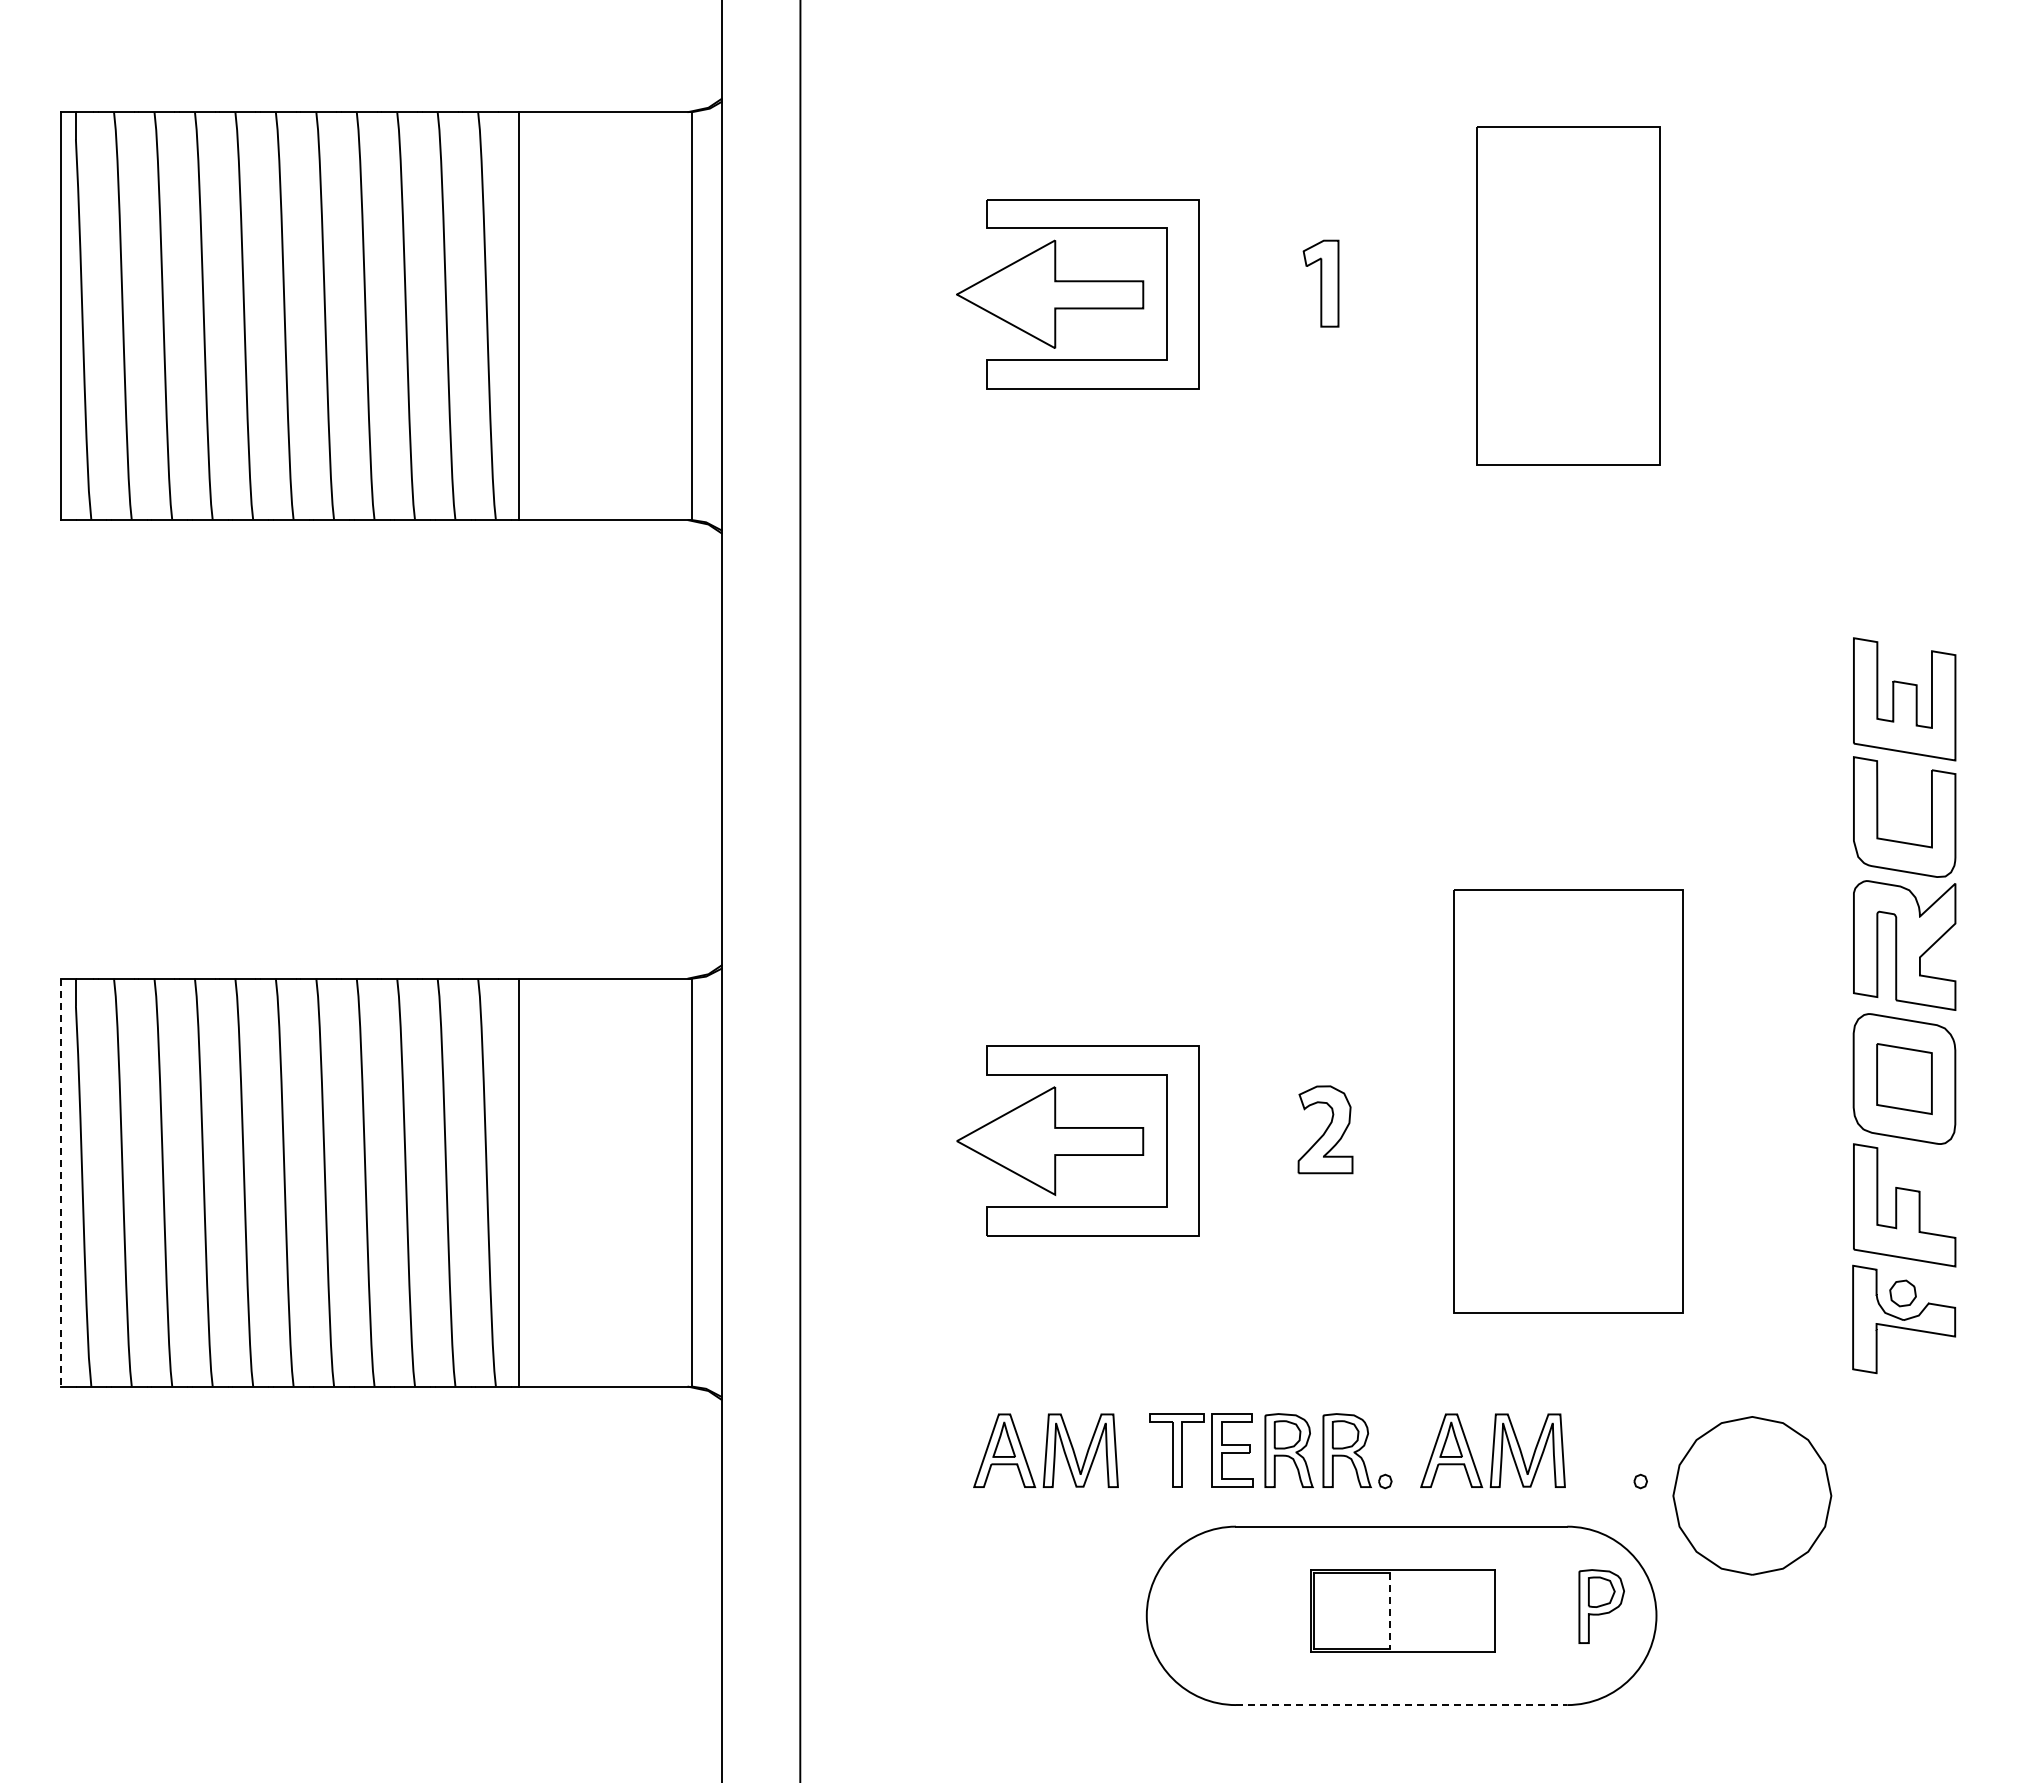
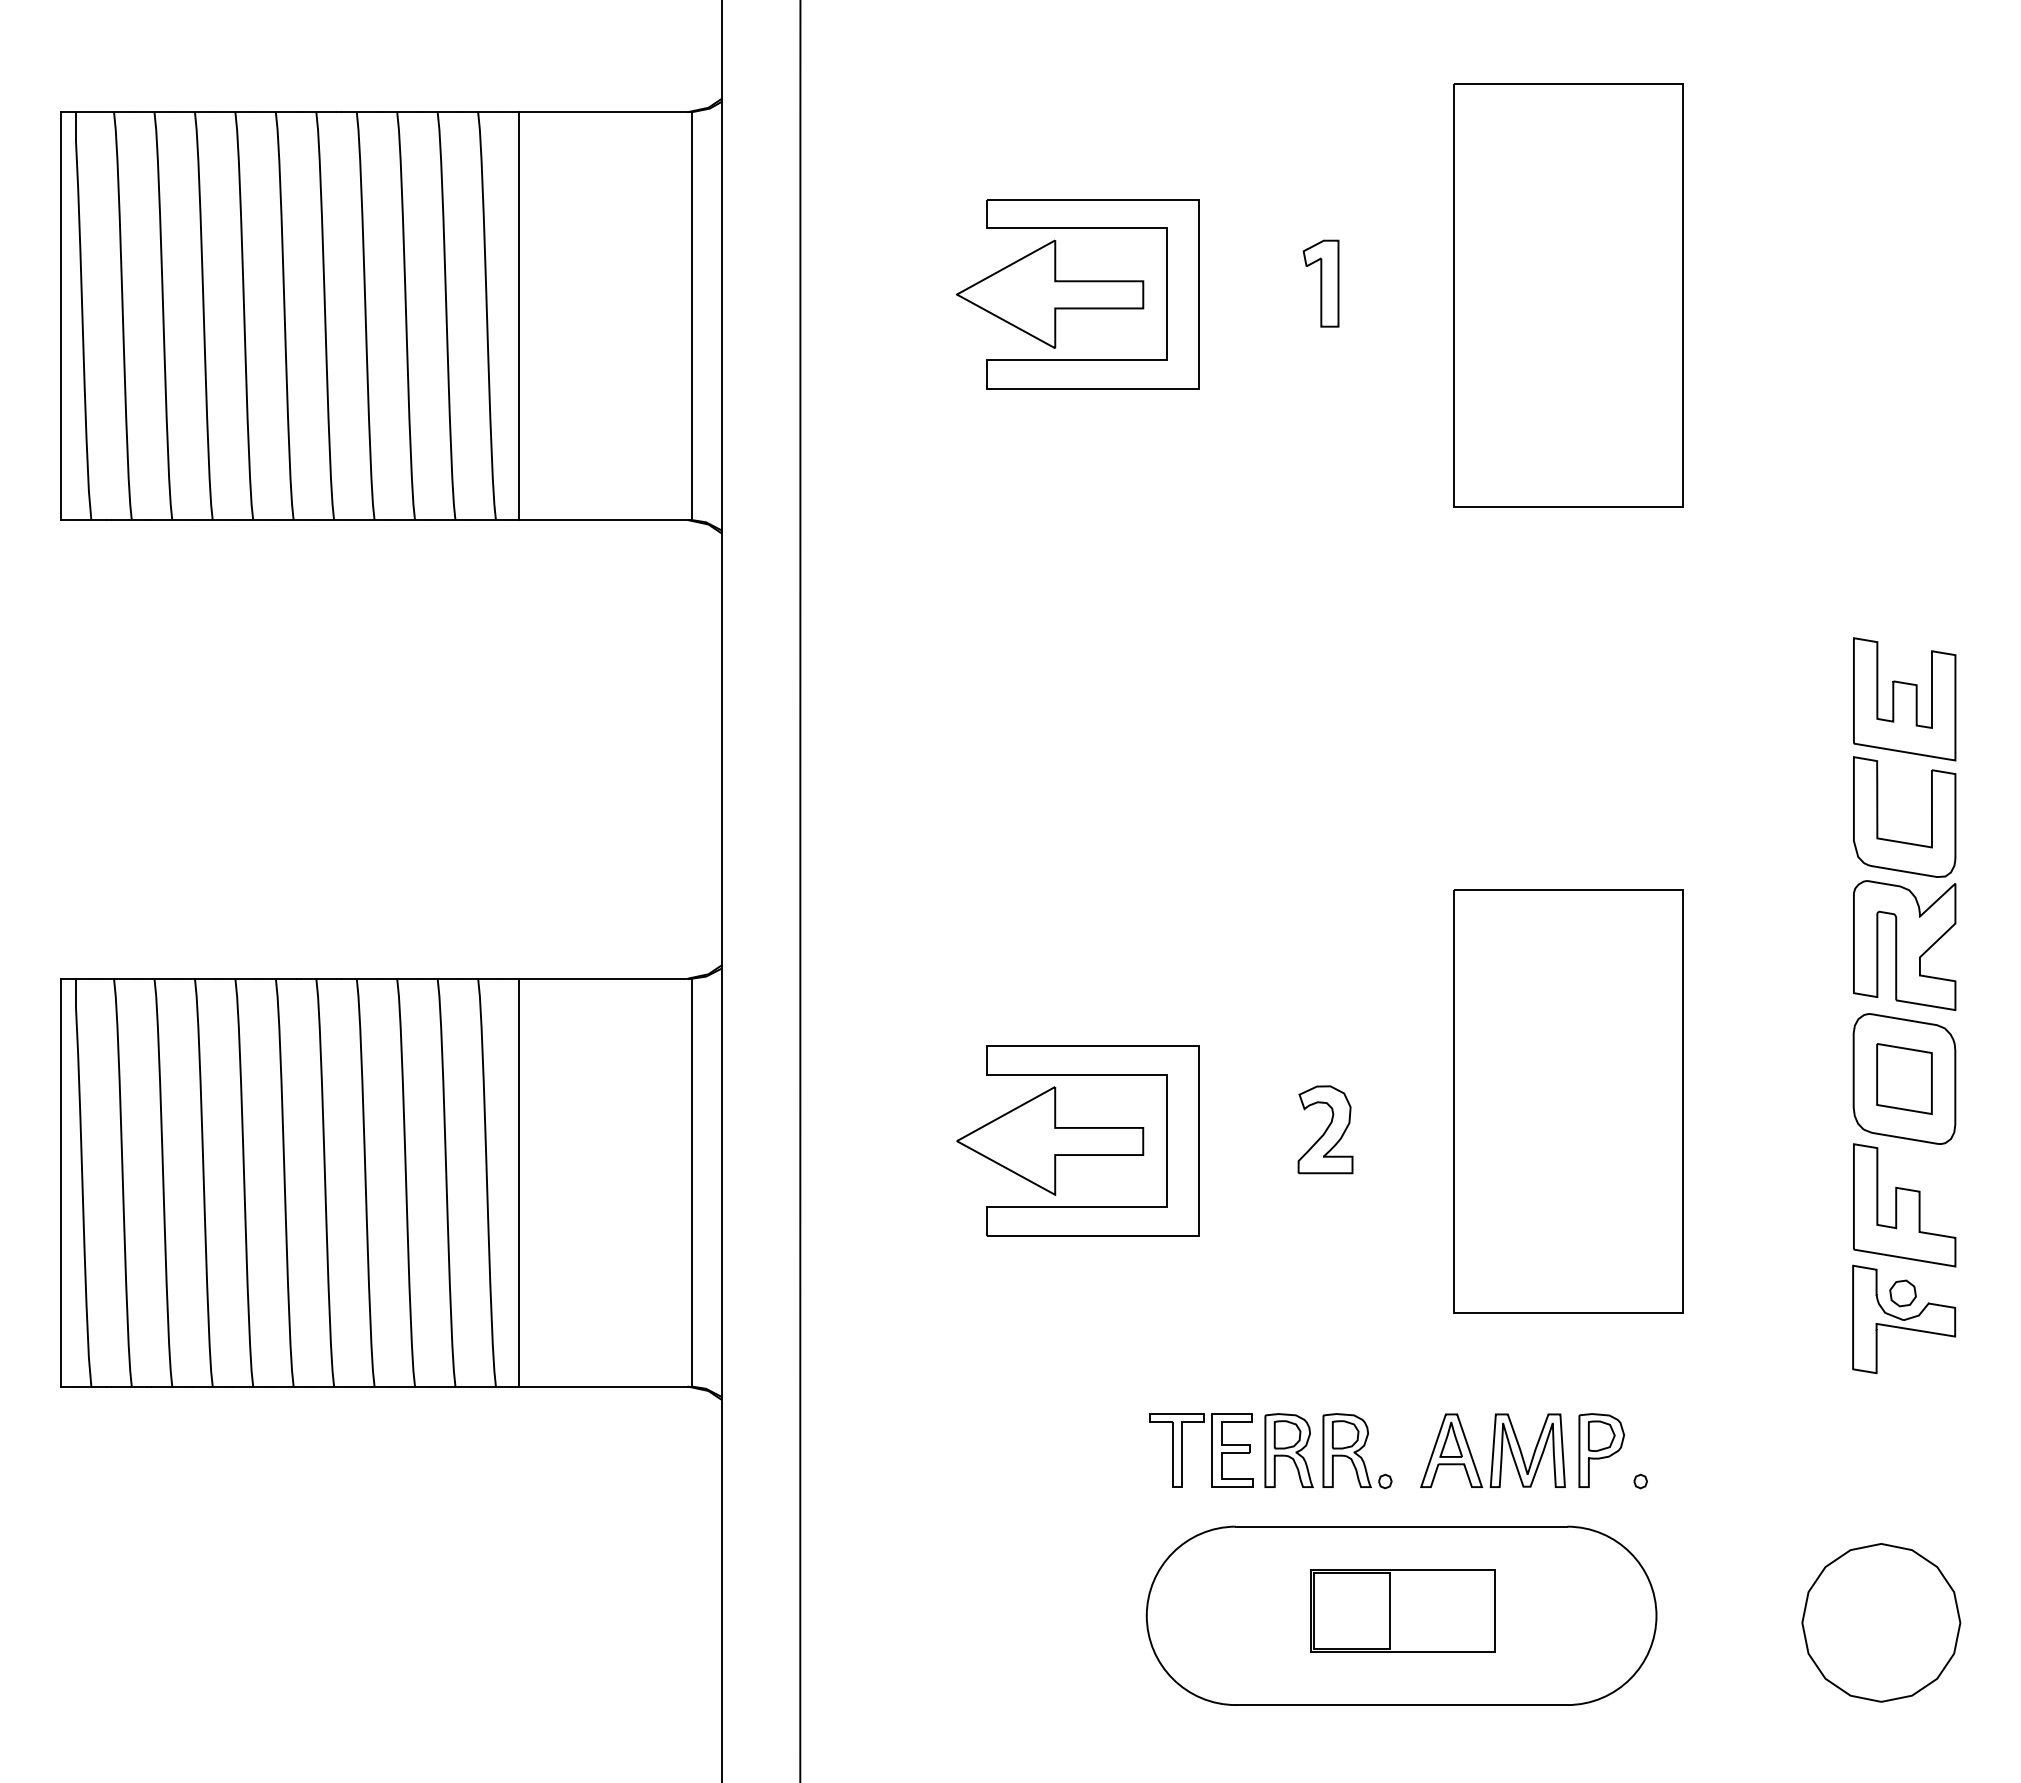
part size: 185x340 px -> 231x425 px (1568, 295)
line: dashed -> solid (60, 1182)
part: present -> none (1045, 1450)
part position: (1752, 1495) -> (1881, 1622) (1881, 1622)
part position: (1601, 1606) -> (1601, 1450) (1601, 1450)
line: dashed -> solid (1390, 1611)
line: dashed -> solid (1401, 1705)
